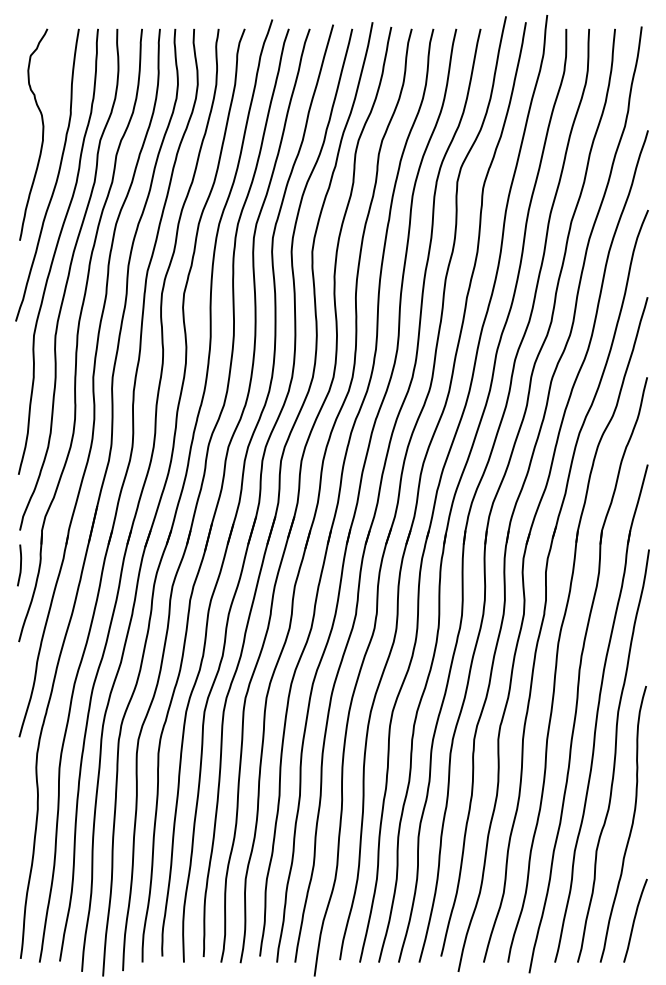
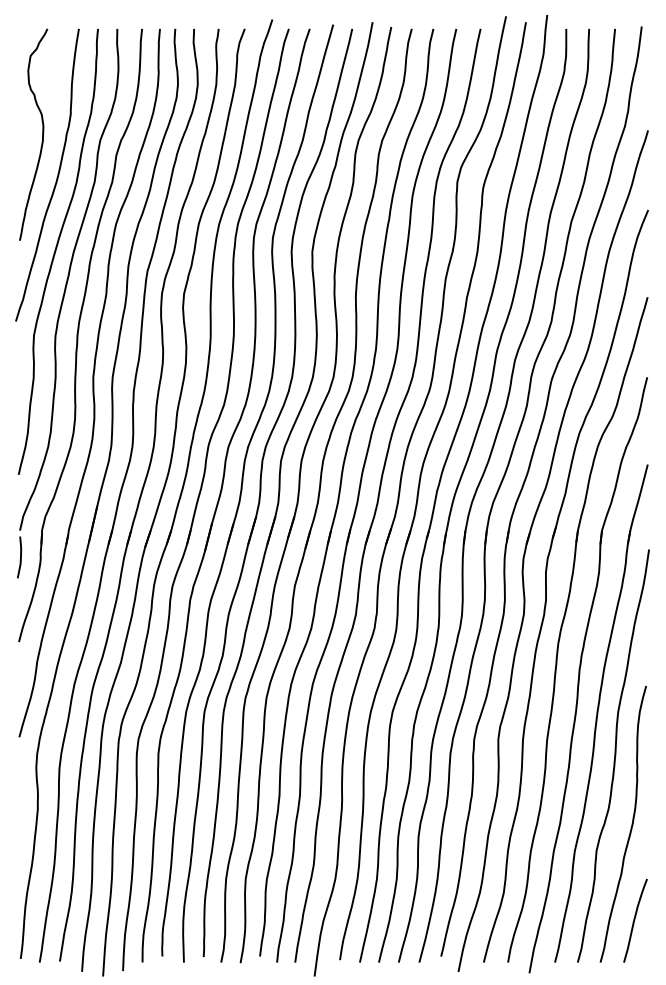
curve position: (20, 565) -> (20, 557) (20, 557)
